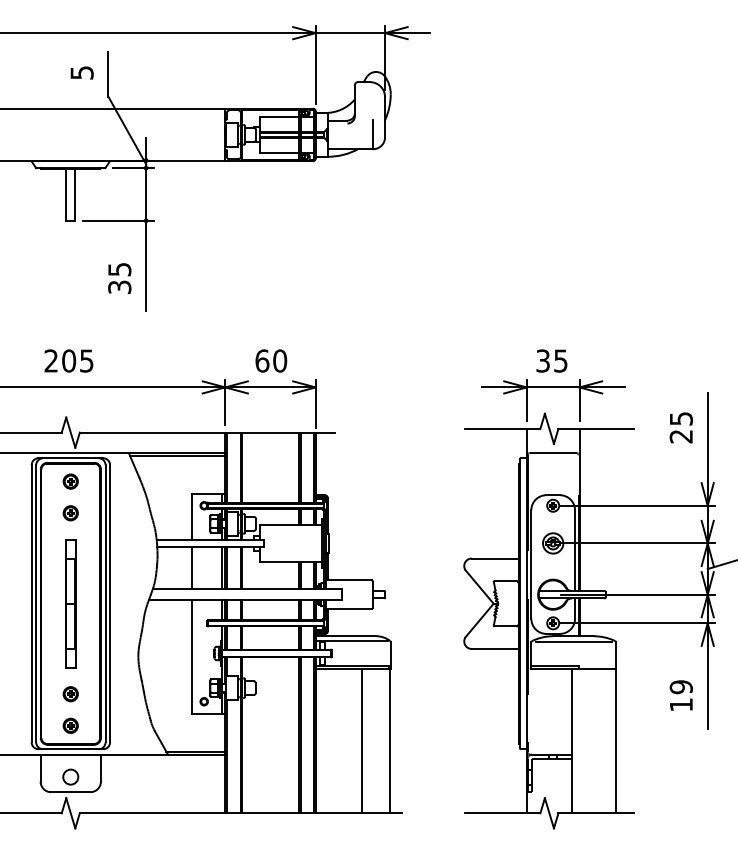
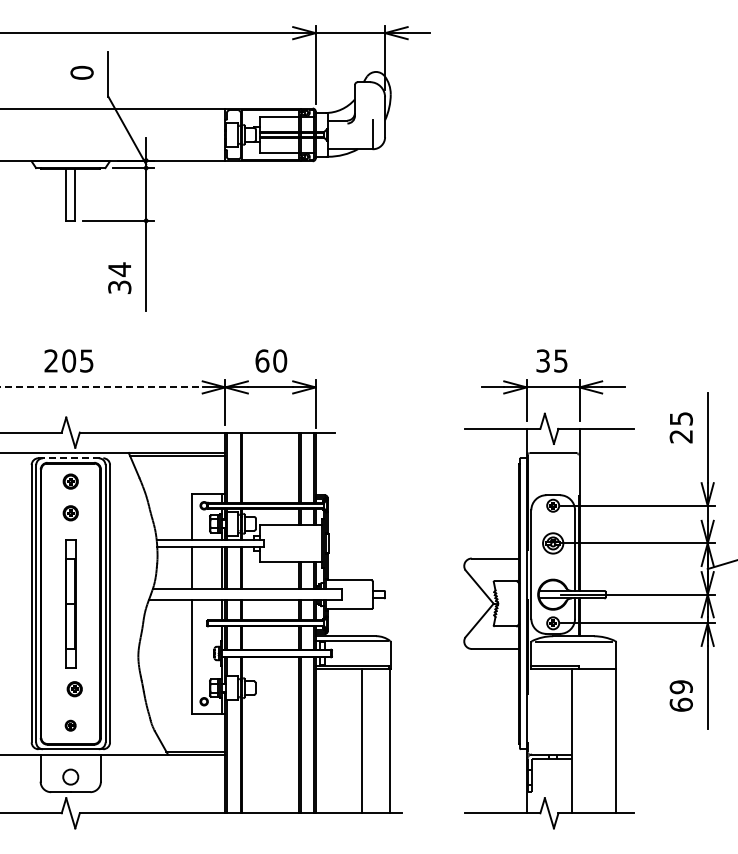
text: 5 -> 0 (81, 72)
text: 35 -> 34 (119, 269)
line: solid -> dashed (101, 387)
line: solid -> dashed (71, 458)
part position: (70, 694) -> (74, 689) (74, 689)
text: 19 -> 69 (680, 704)
part size: 17x17 px -> 13x13 px (70, 725)
